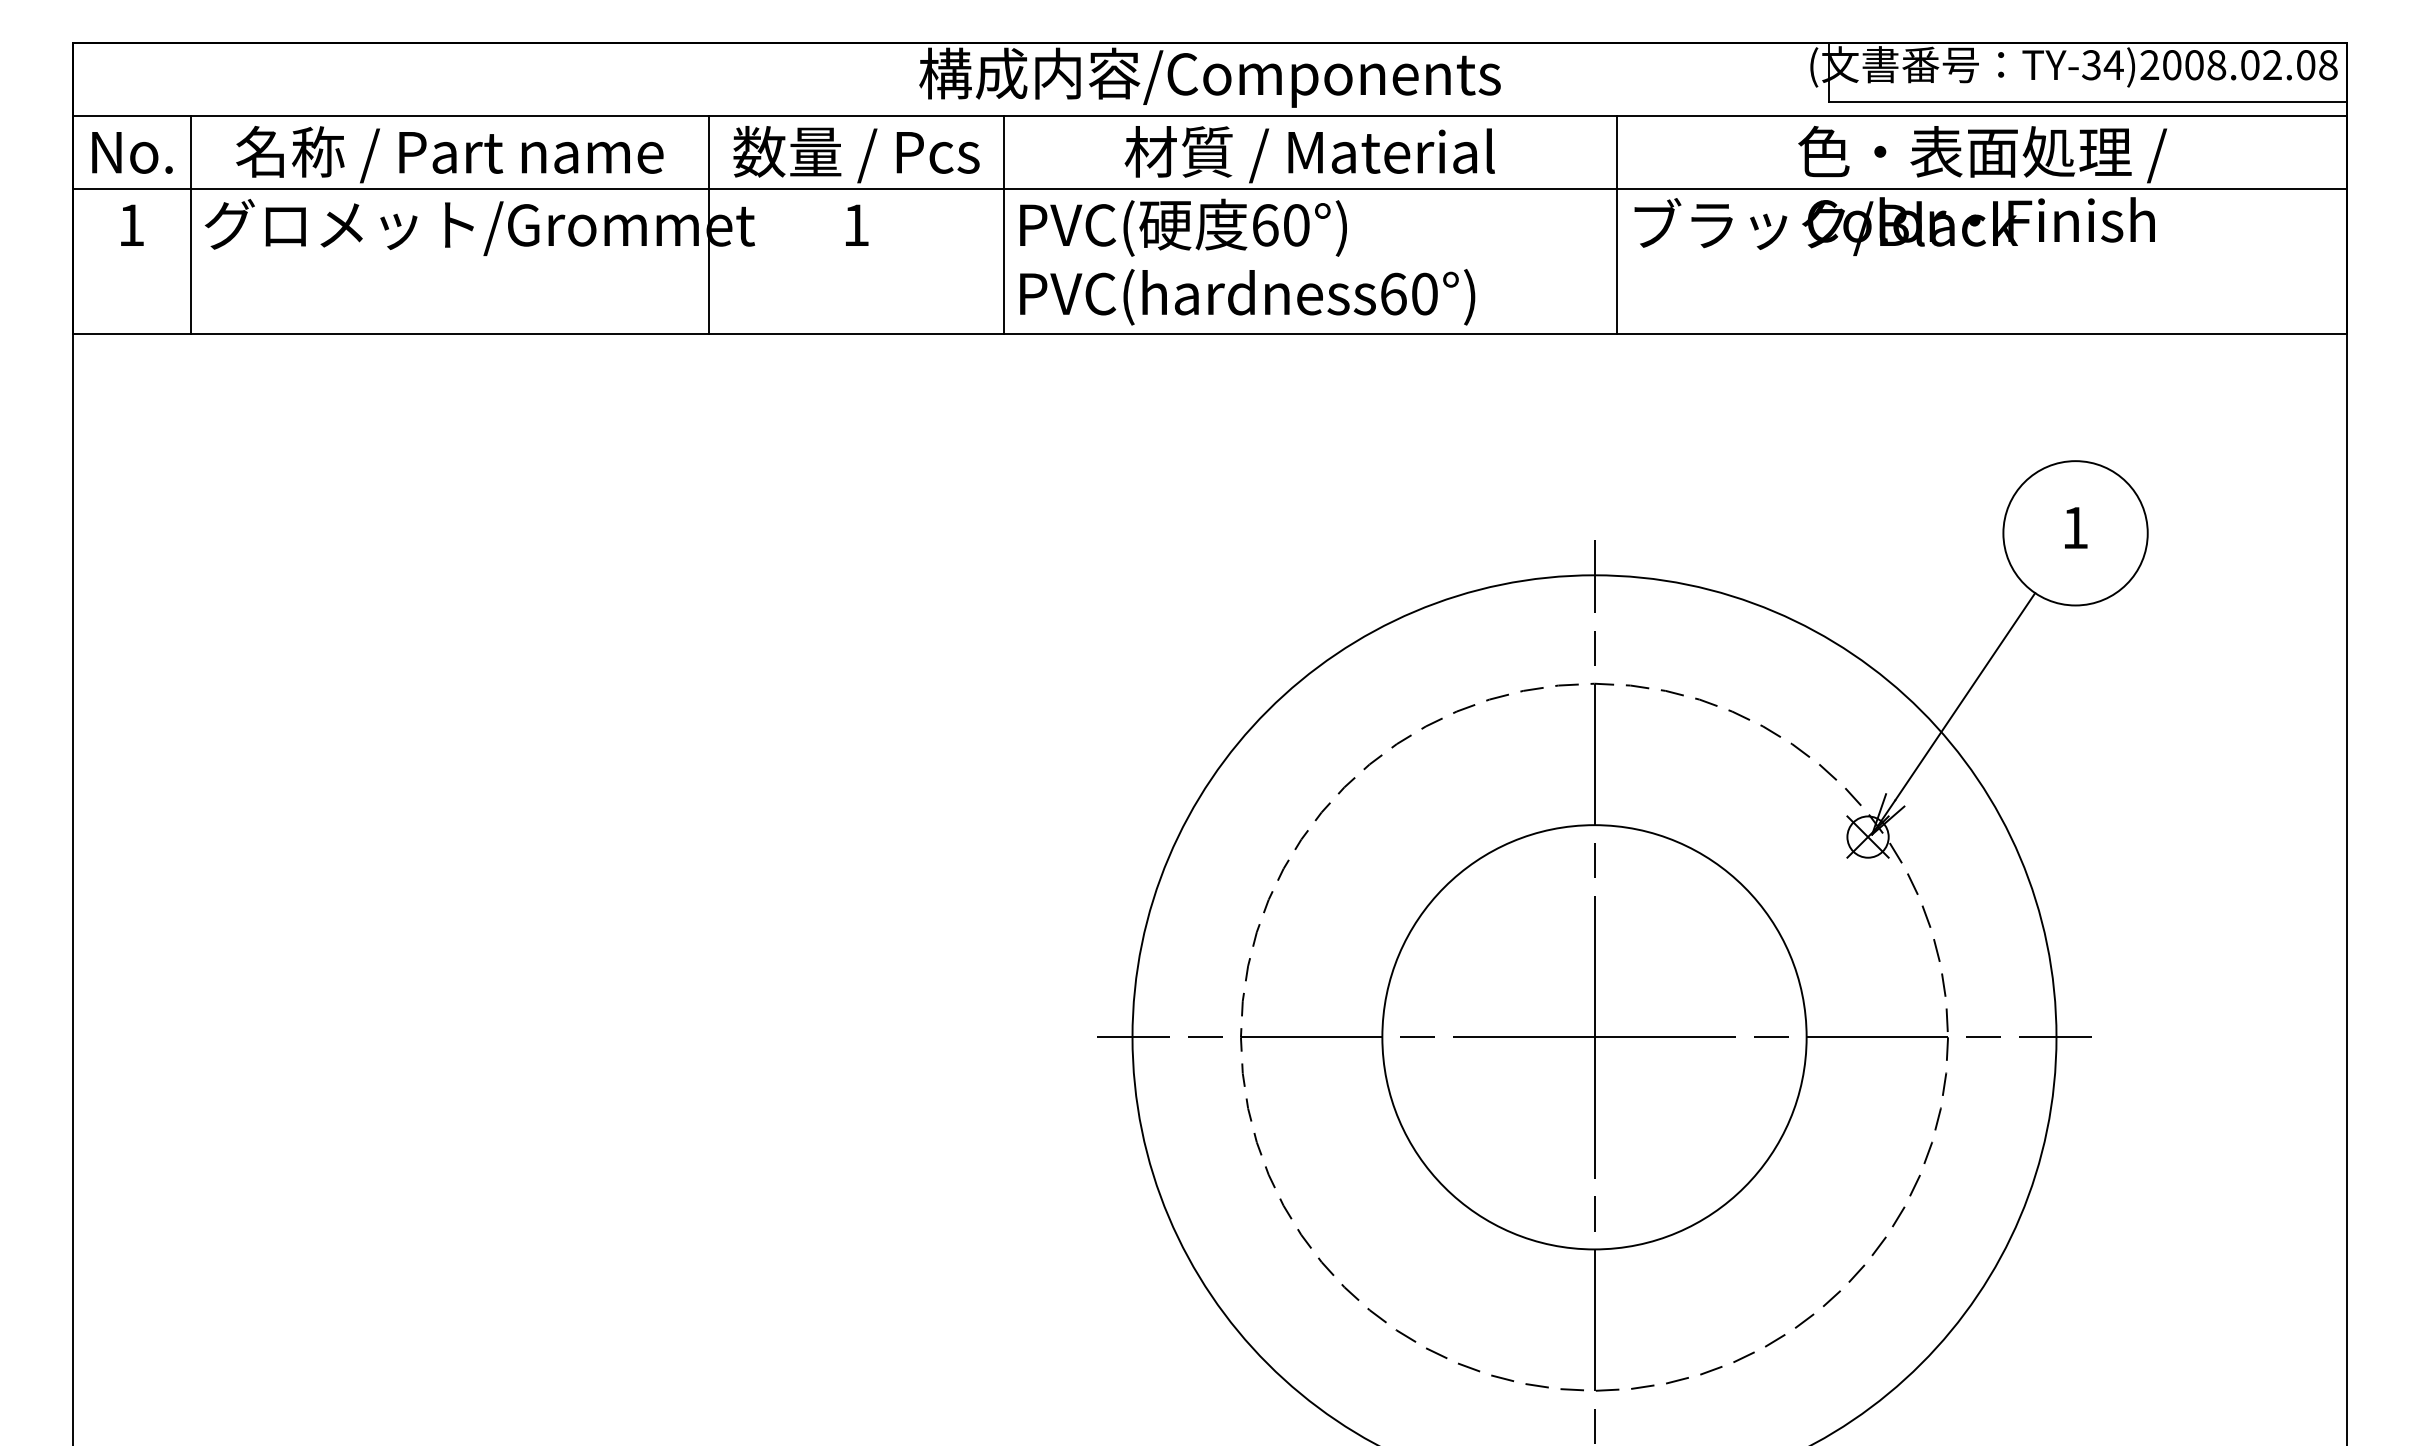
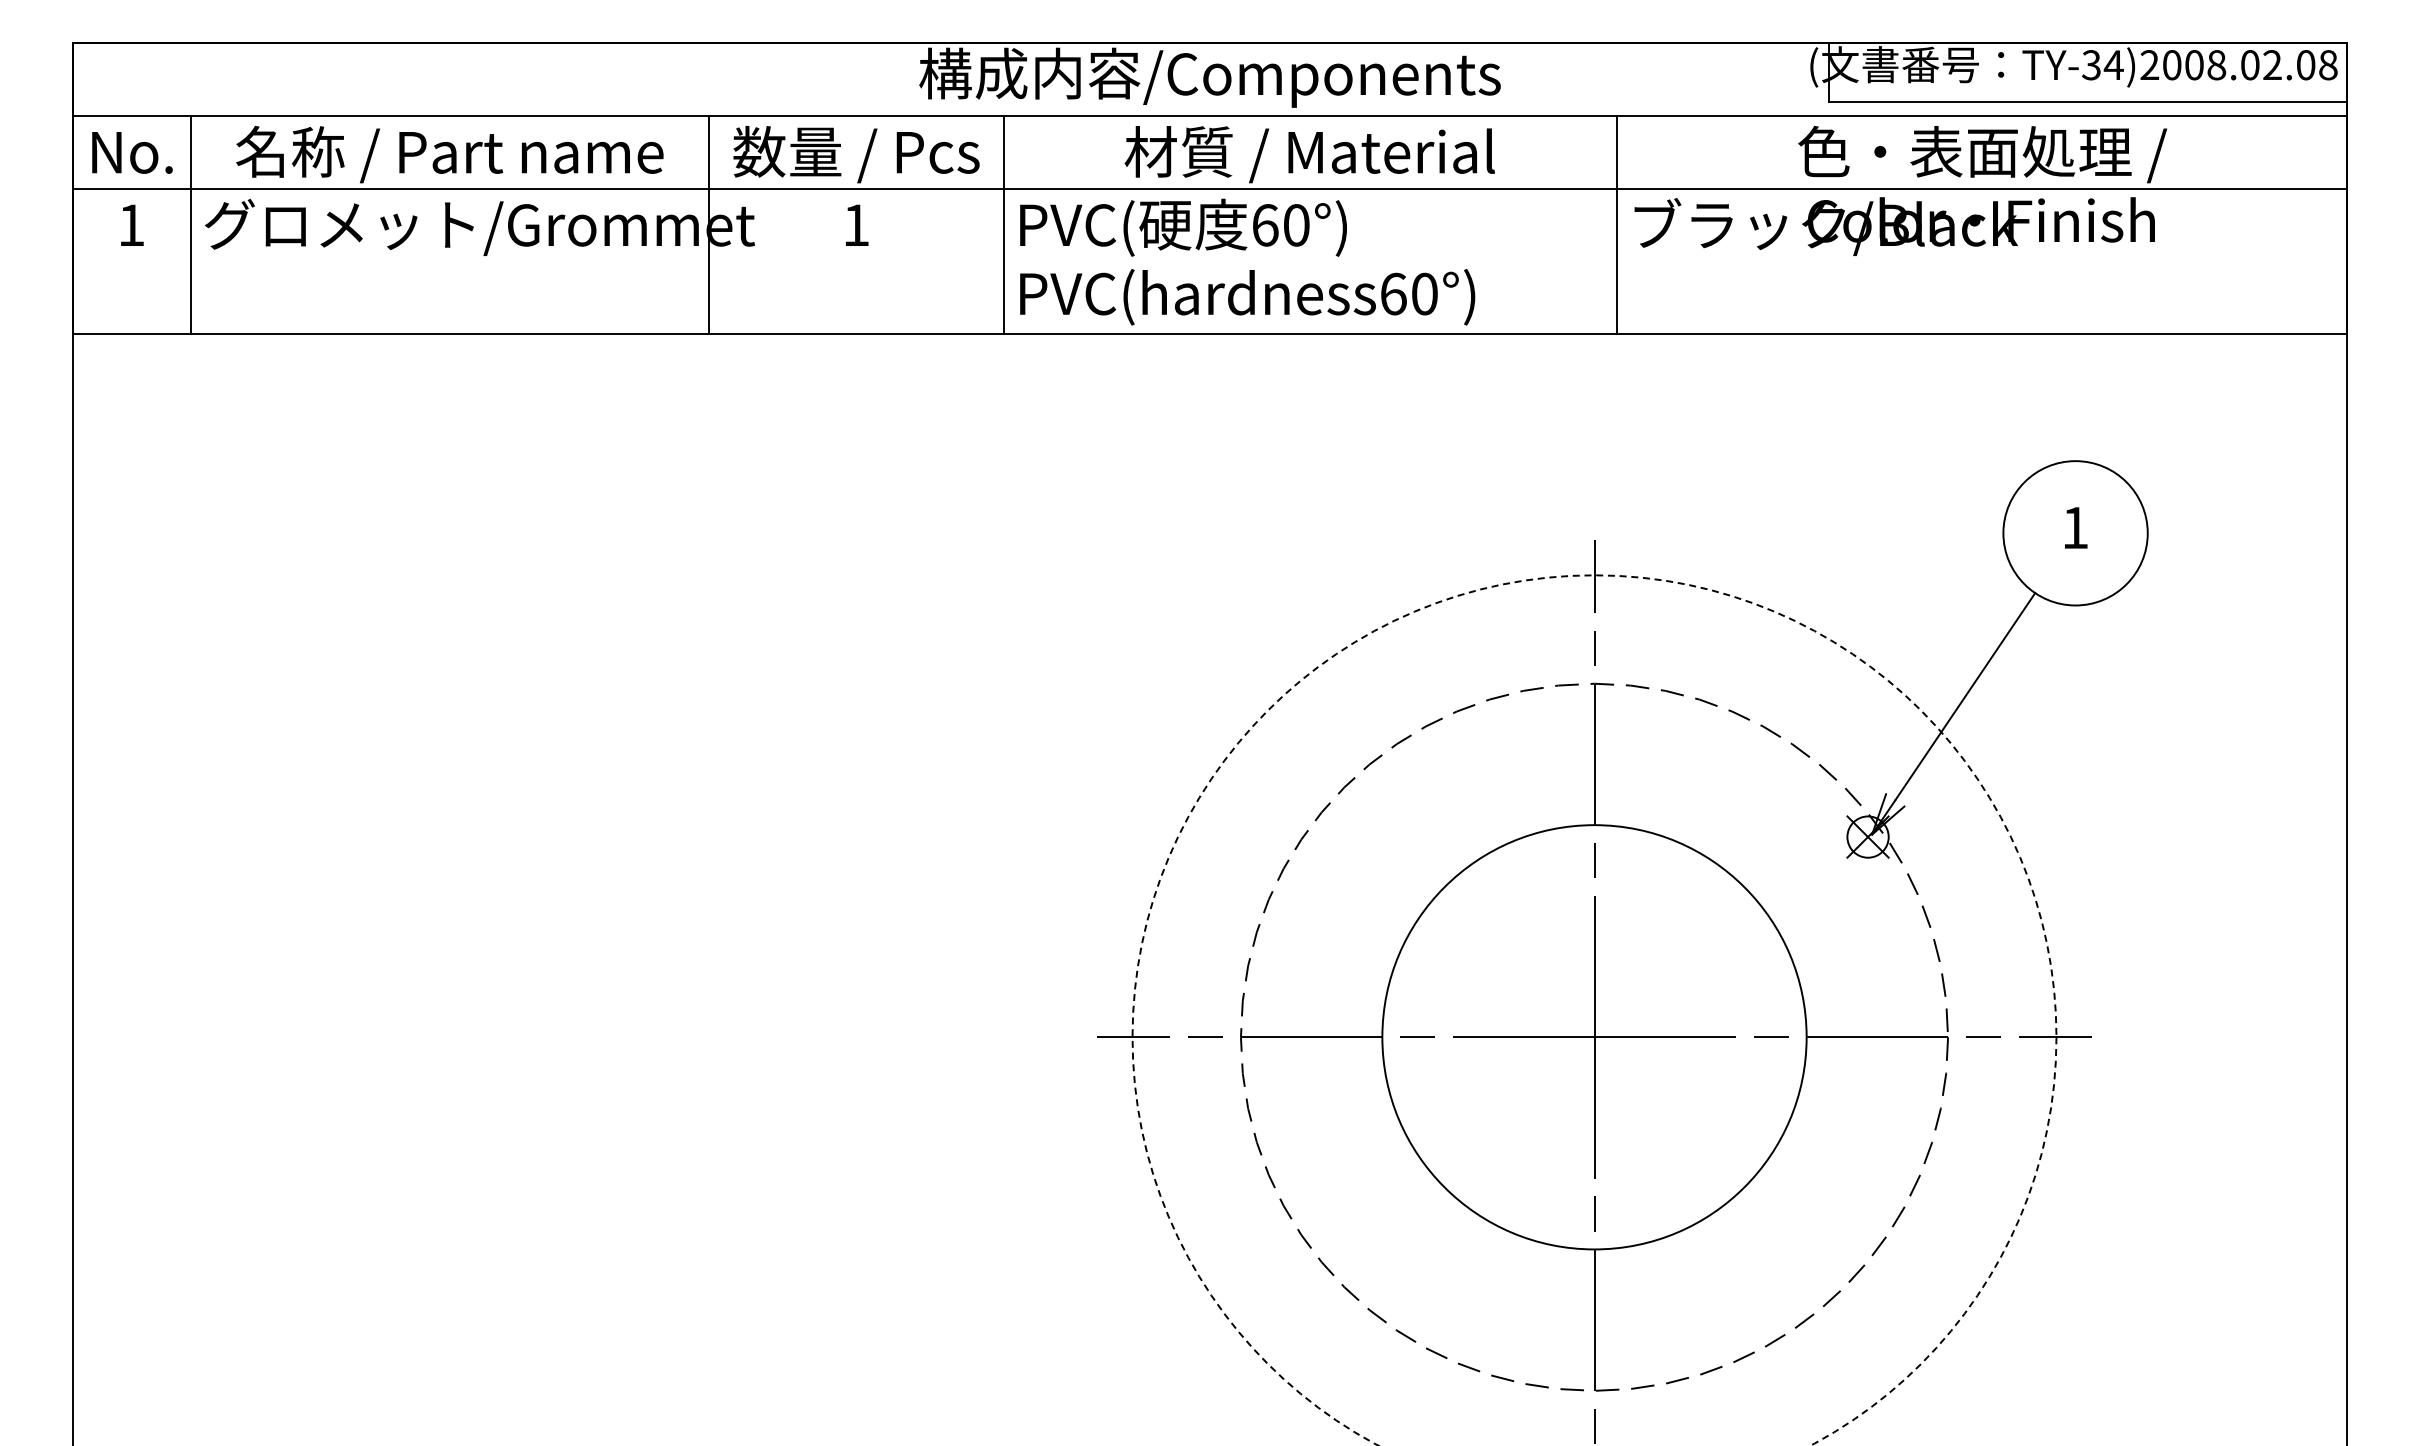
circle: solid -> dashed (1594, 1010)
